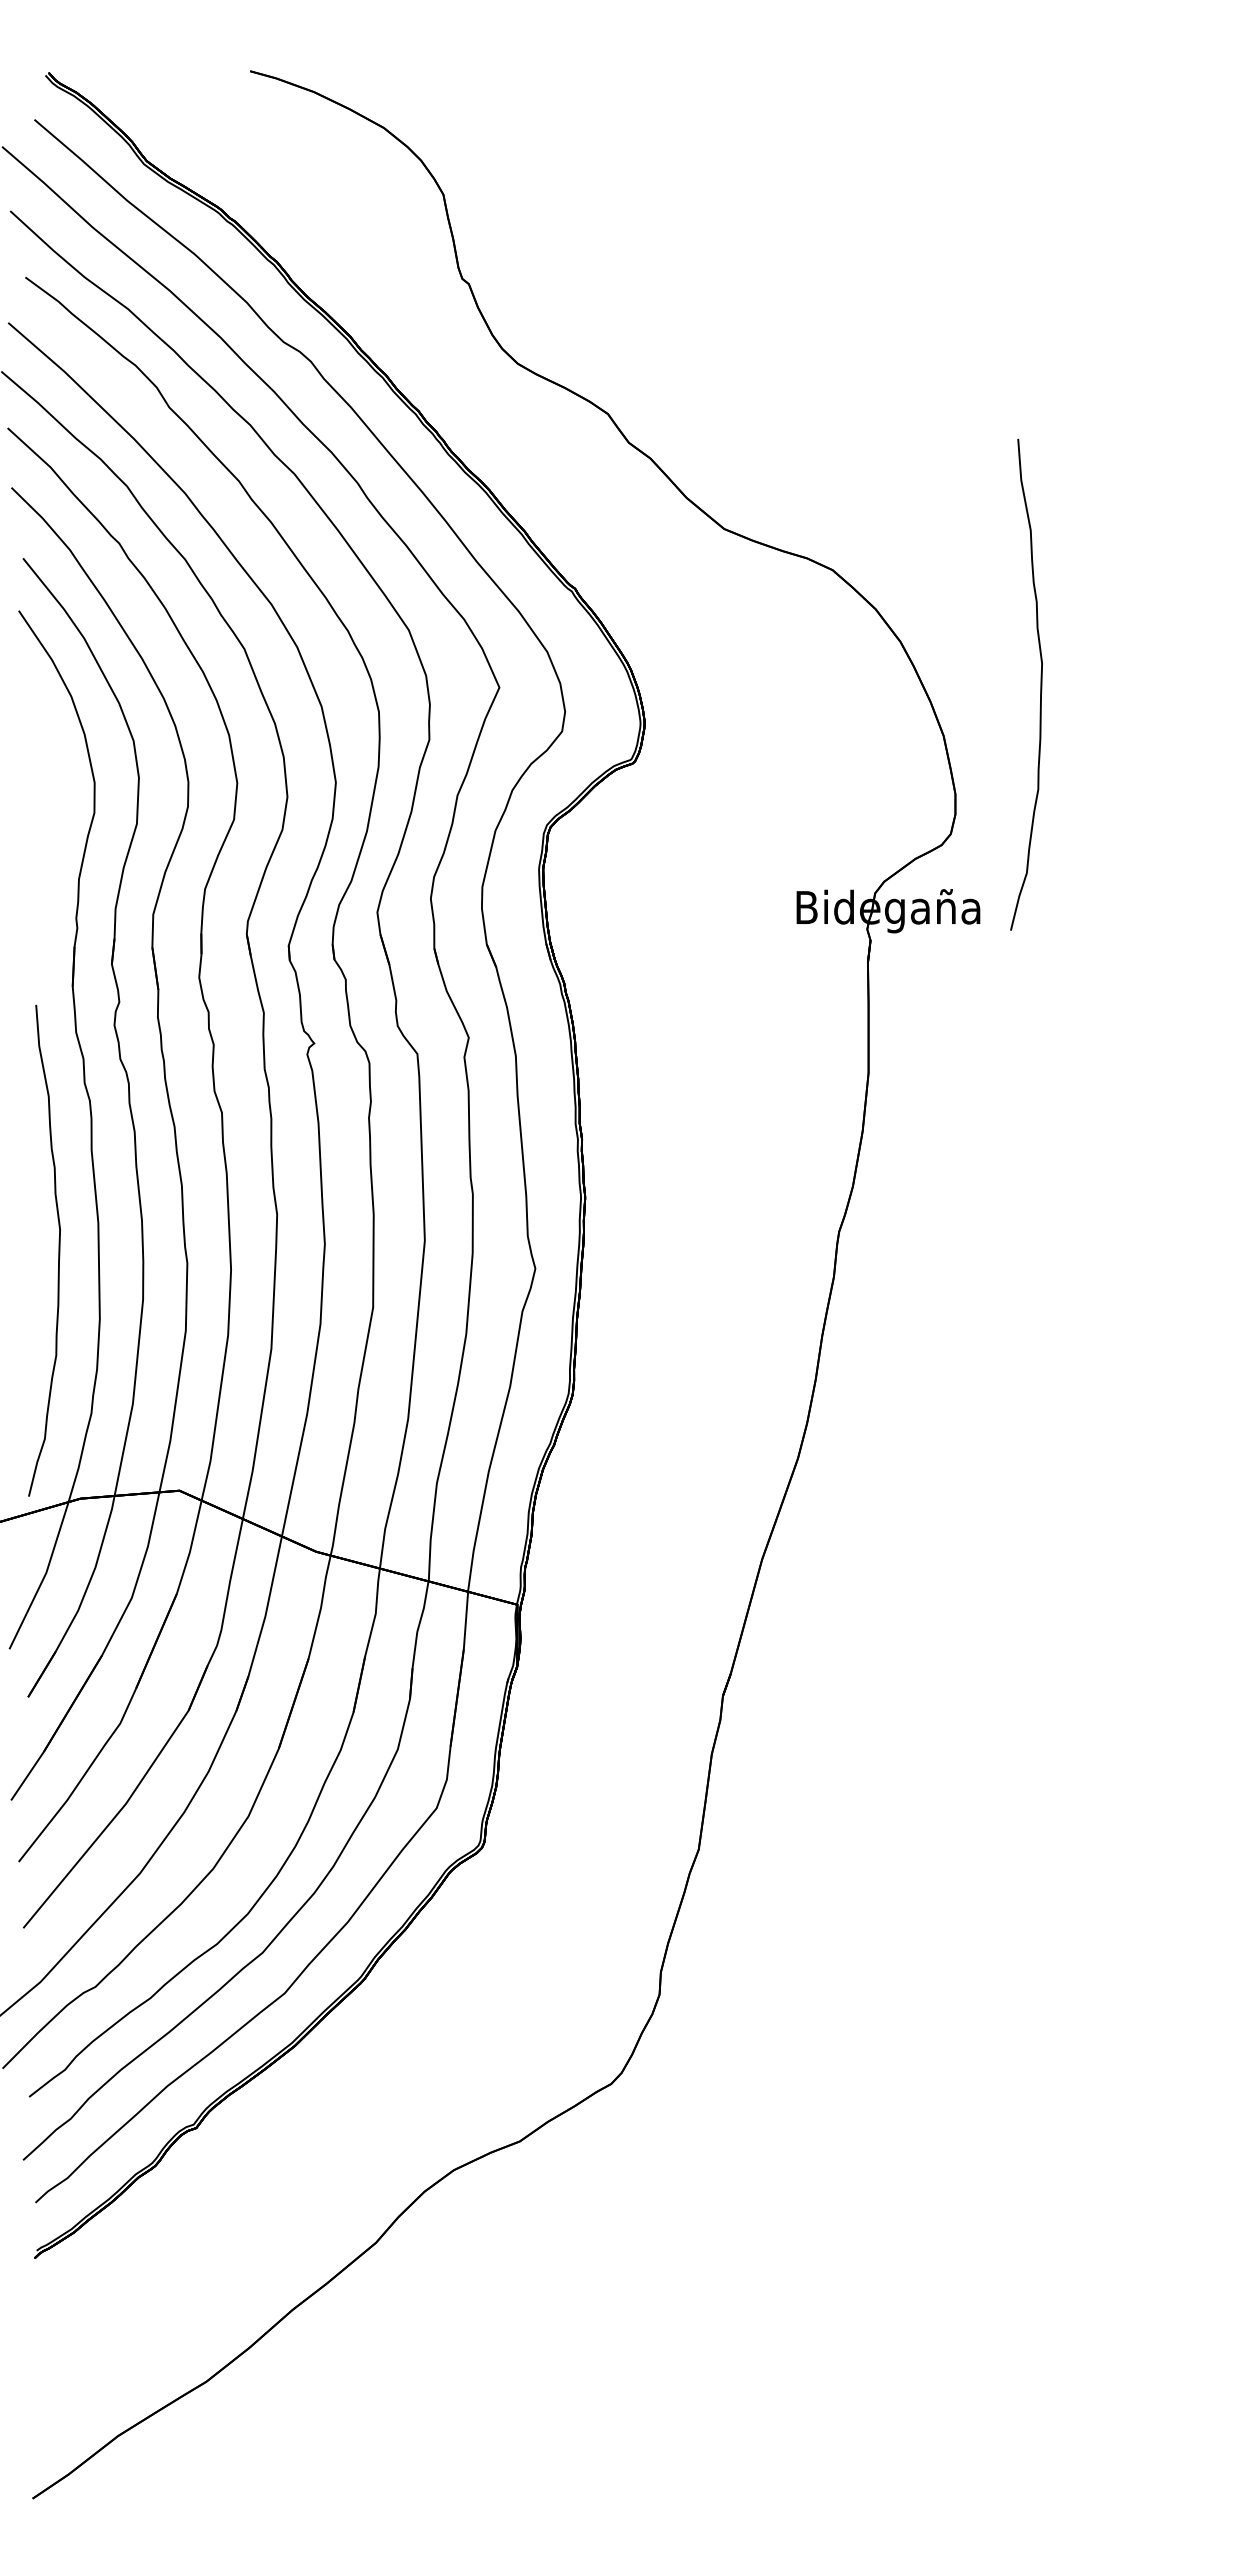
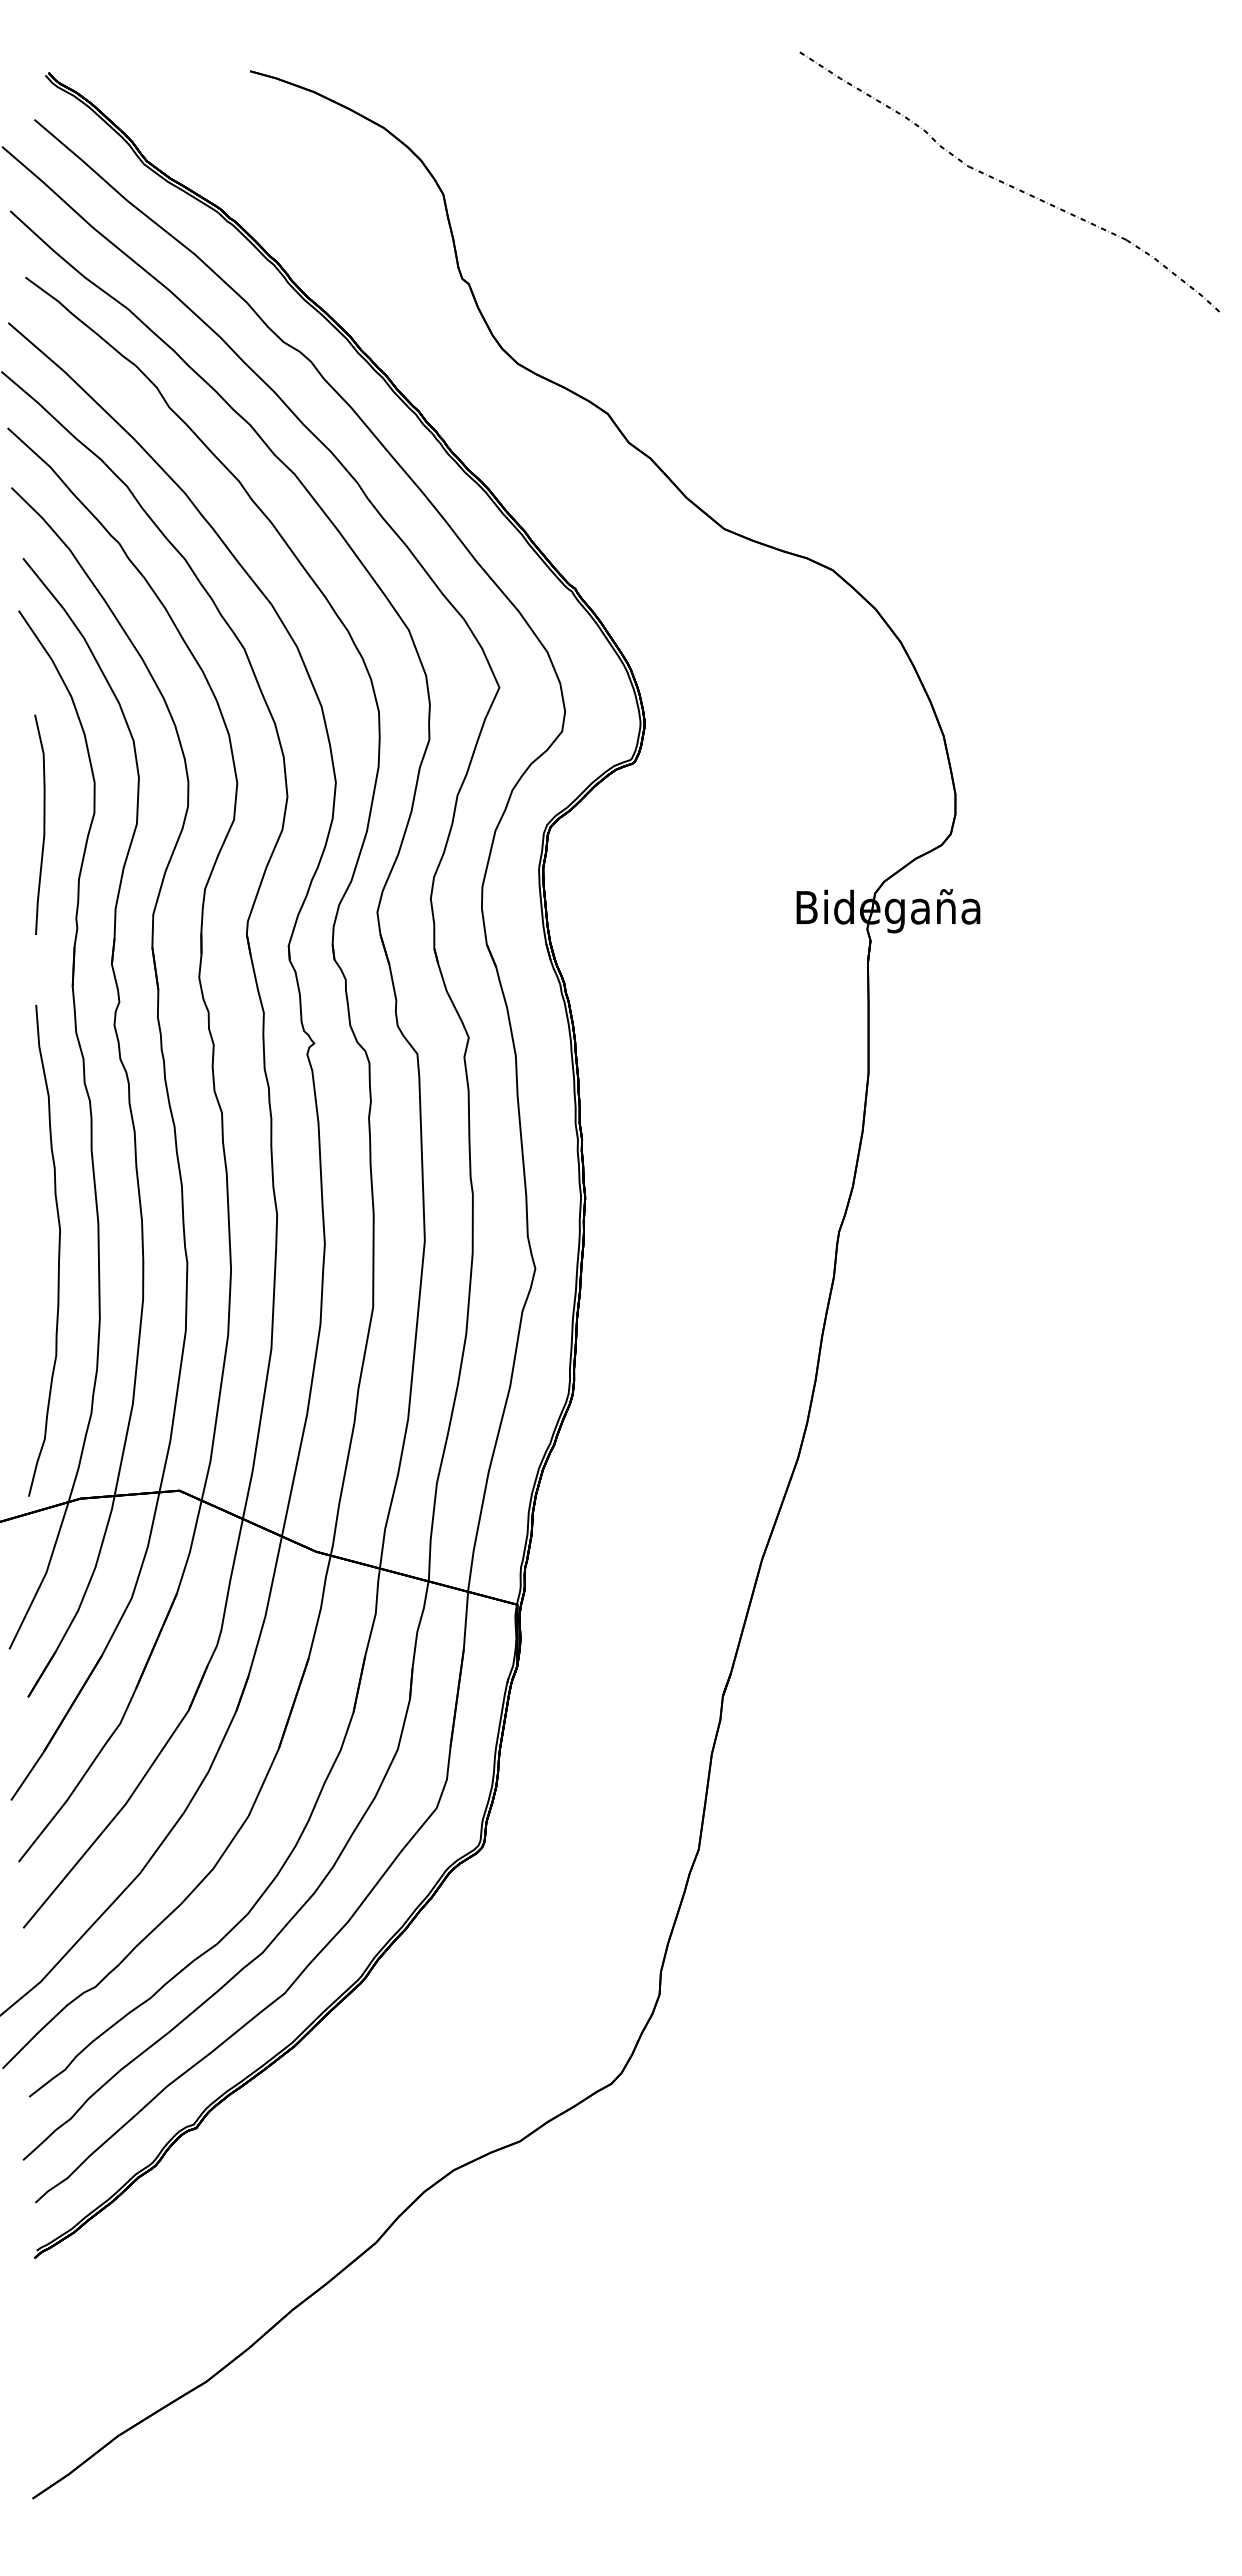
part: none -> present (1009, 181)
curve: present -> none (1040, 684)
curve: none -> present (43, 824)
